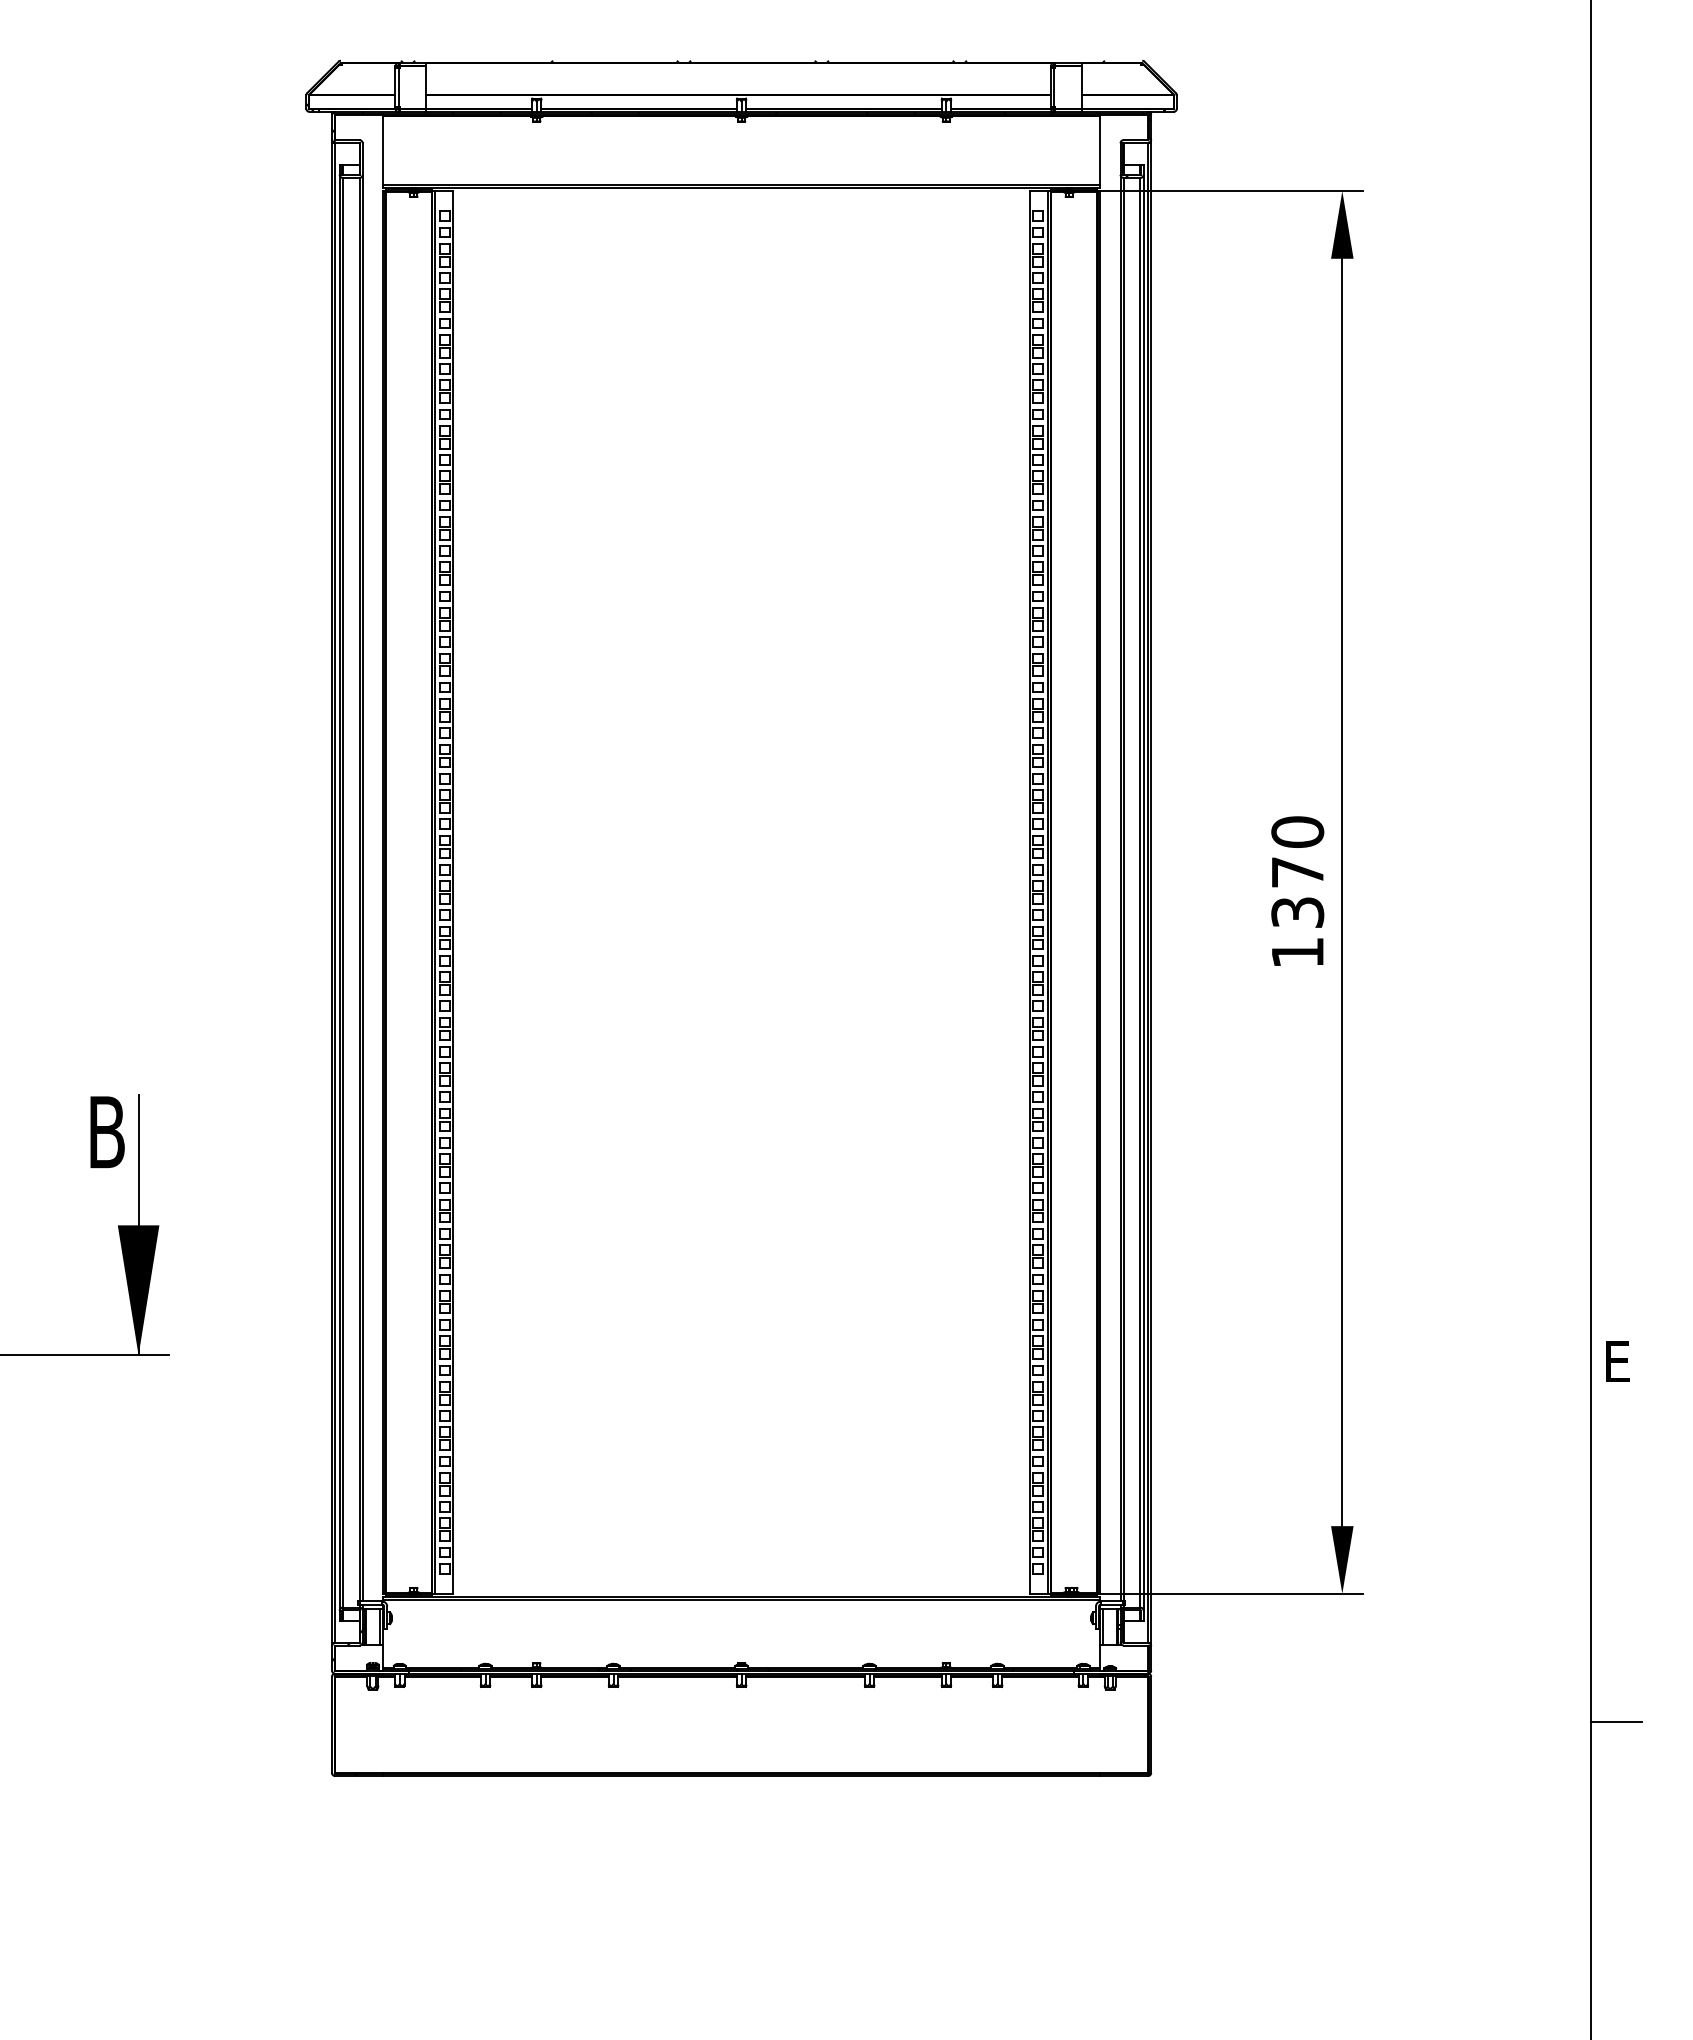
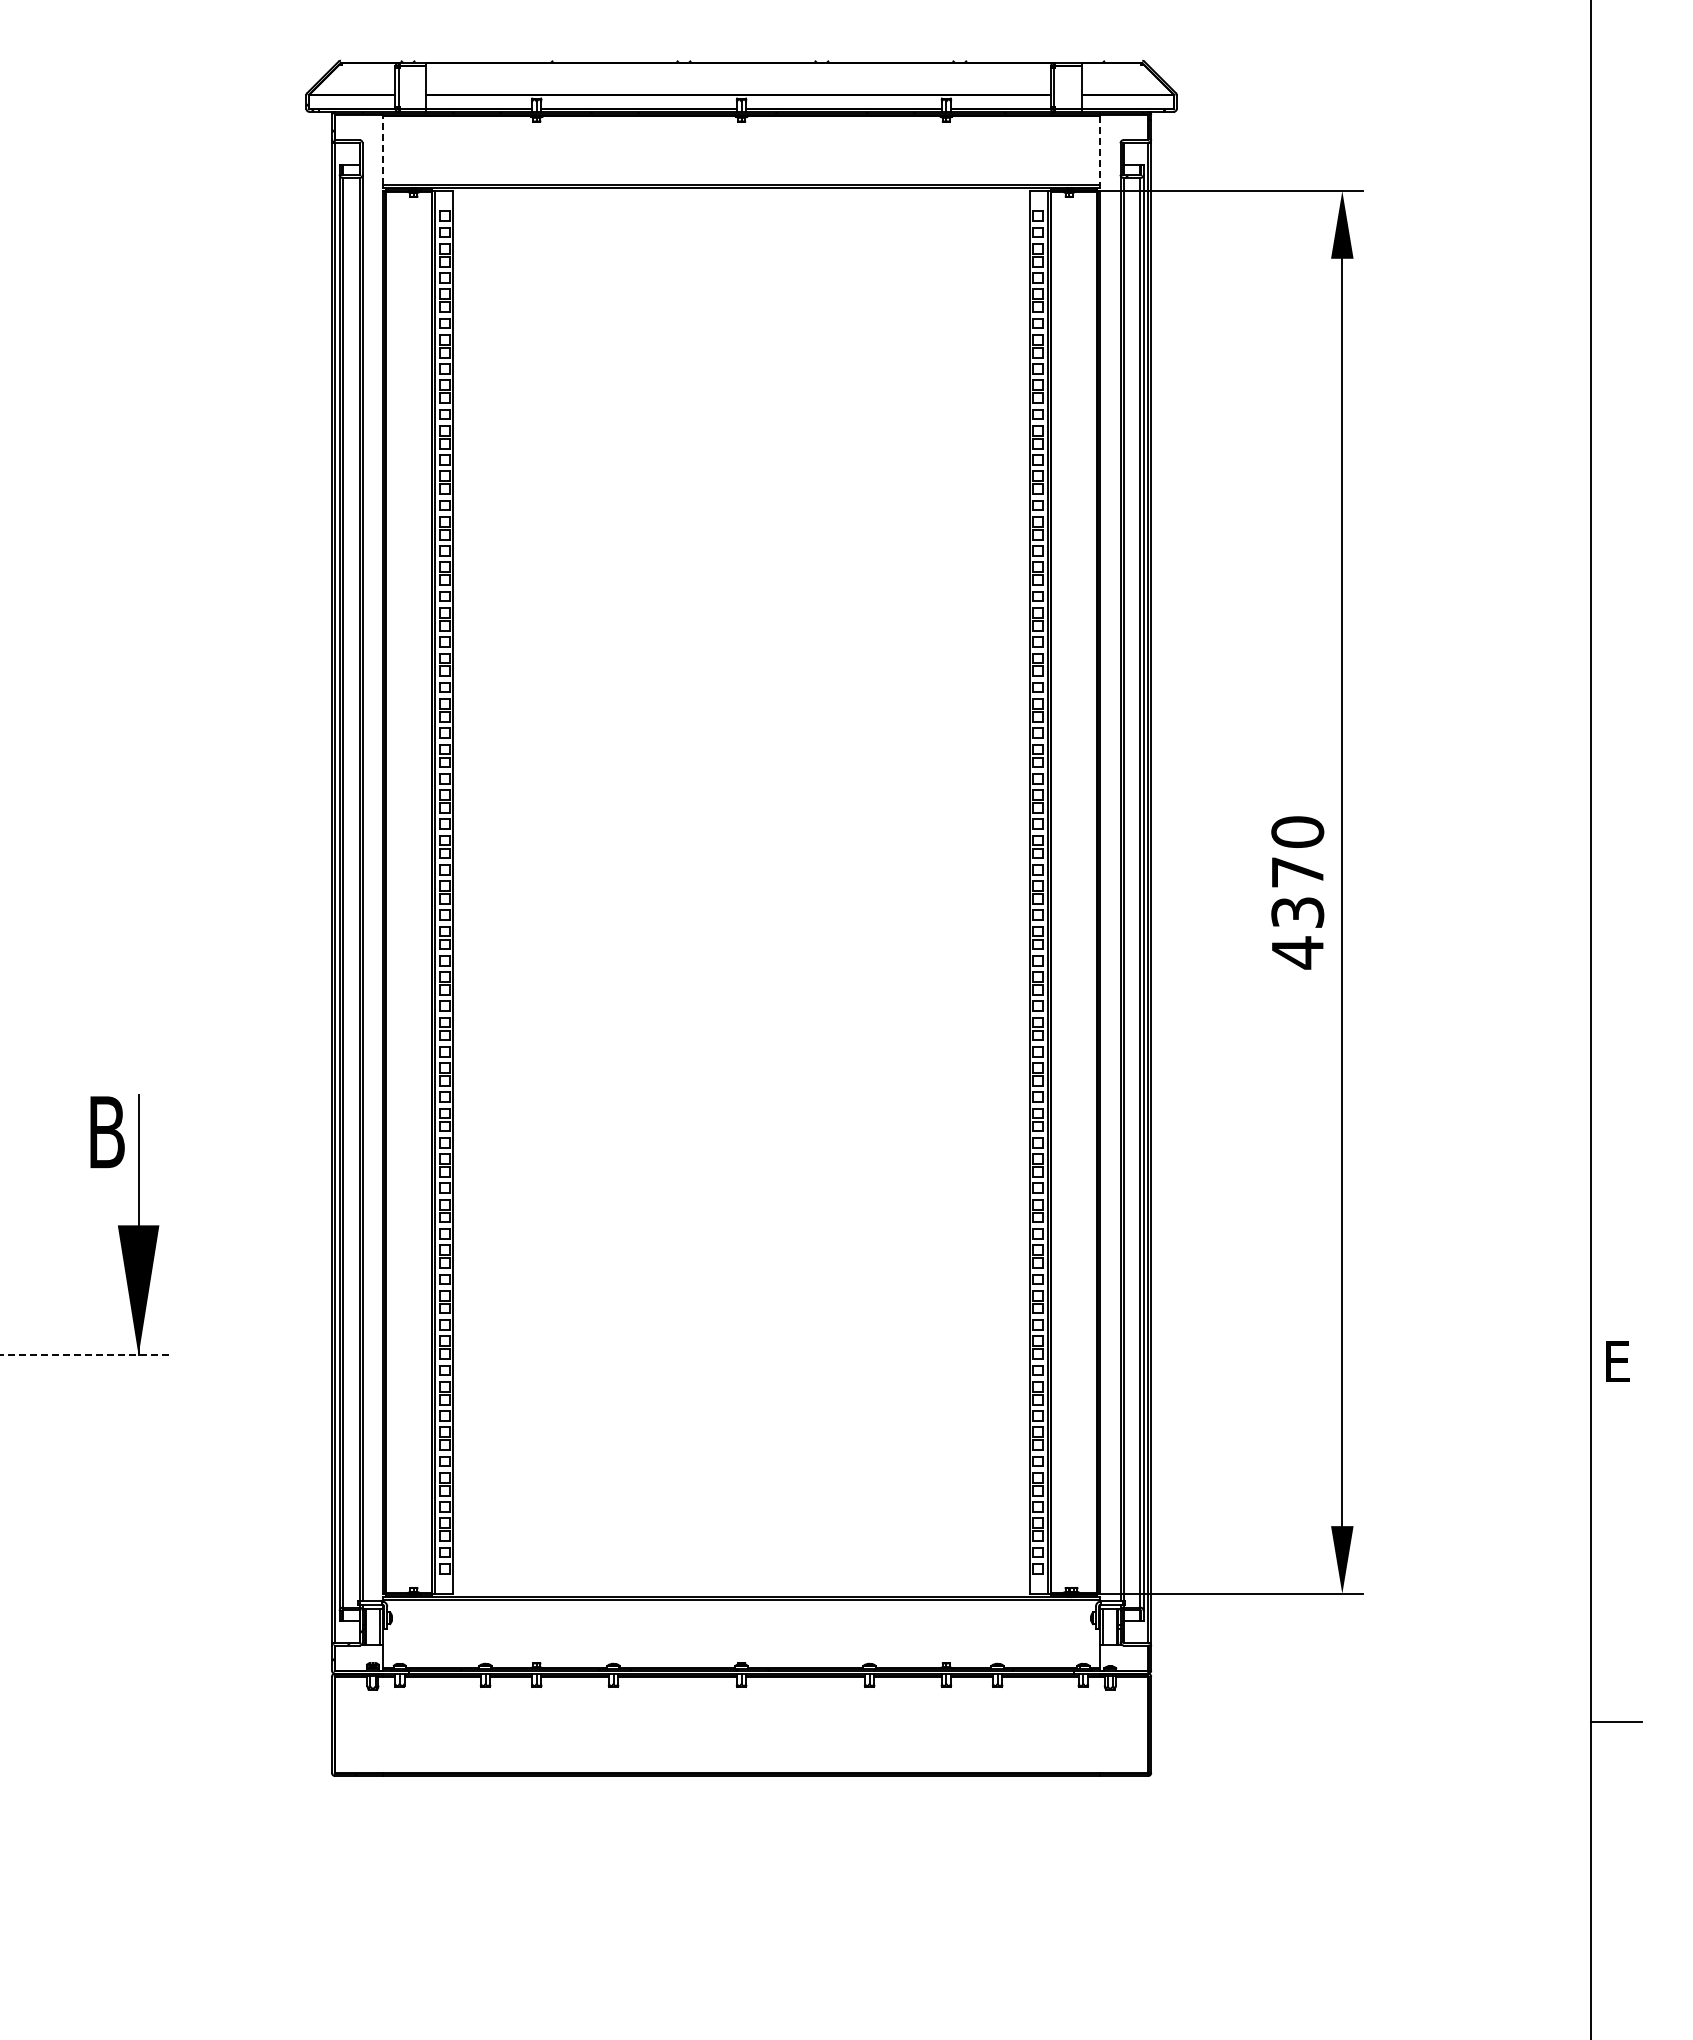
line: solid -> dashed (383, 150)
line: solid -> dashed (1100, 151)
text: 1370 -> 4370 (1297, 952)
line: solid -> dashed (84, 1355)
